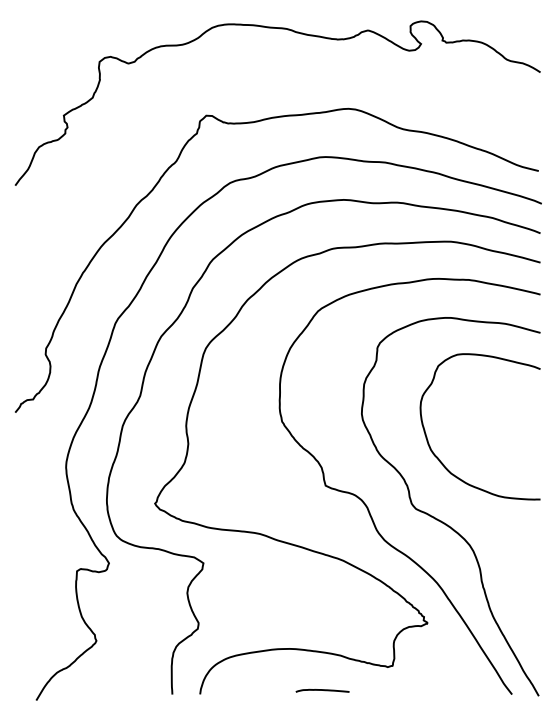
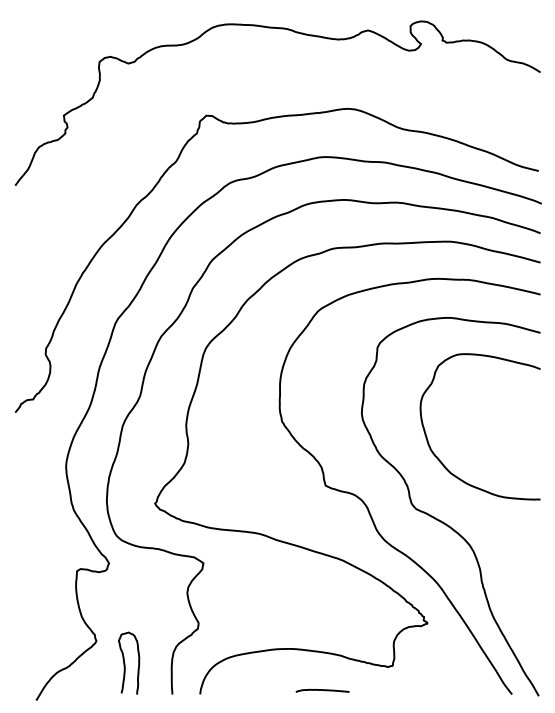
curve: none -> present (125, 663)
